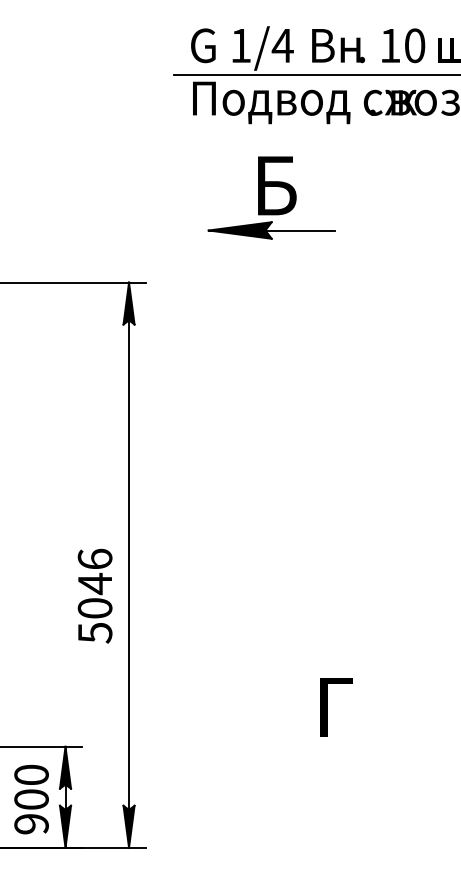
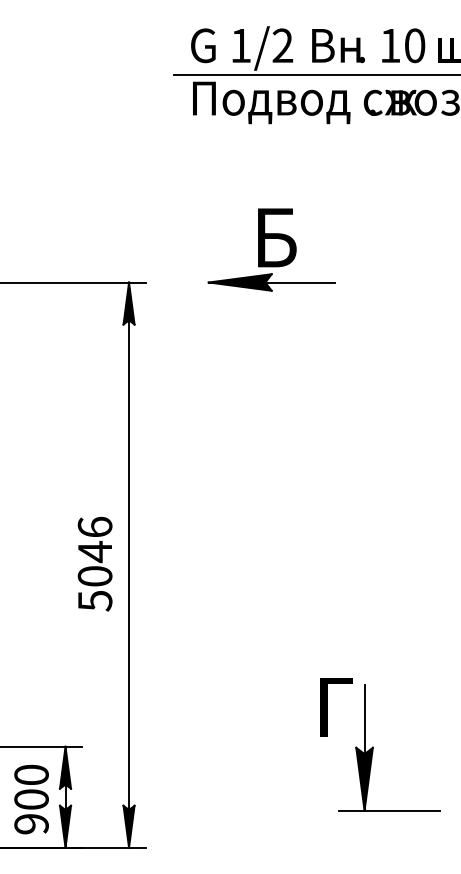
text: 1/4 -> 1/2 (282, 45)
part position: (271, 197) -> (271, 249) (271, 249)
text position: (94, 595) -> (94, 563) (94, 563)
part: none -> present (373, 747)
